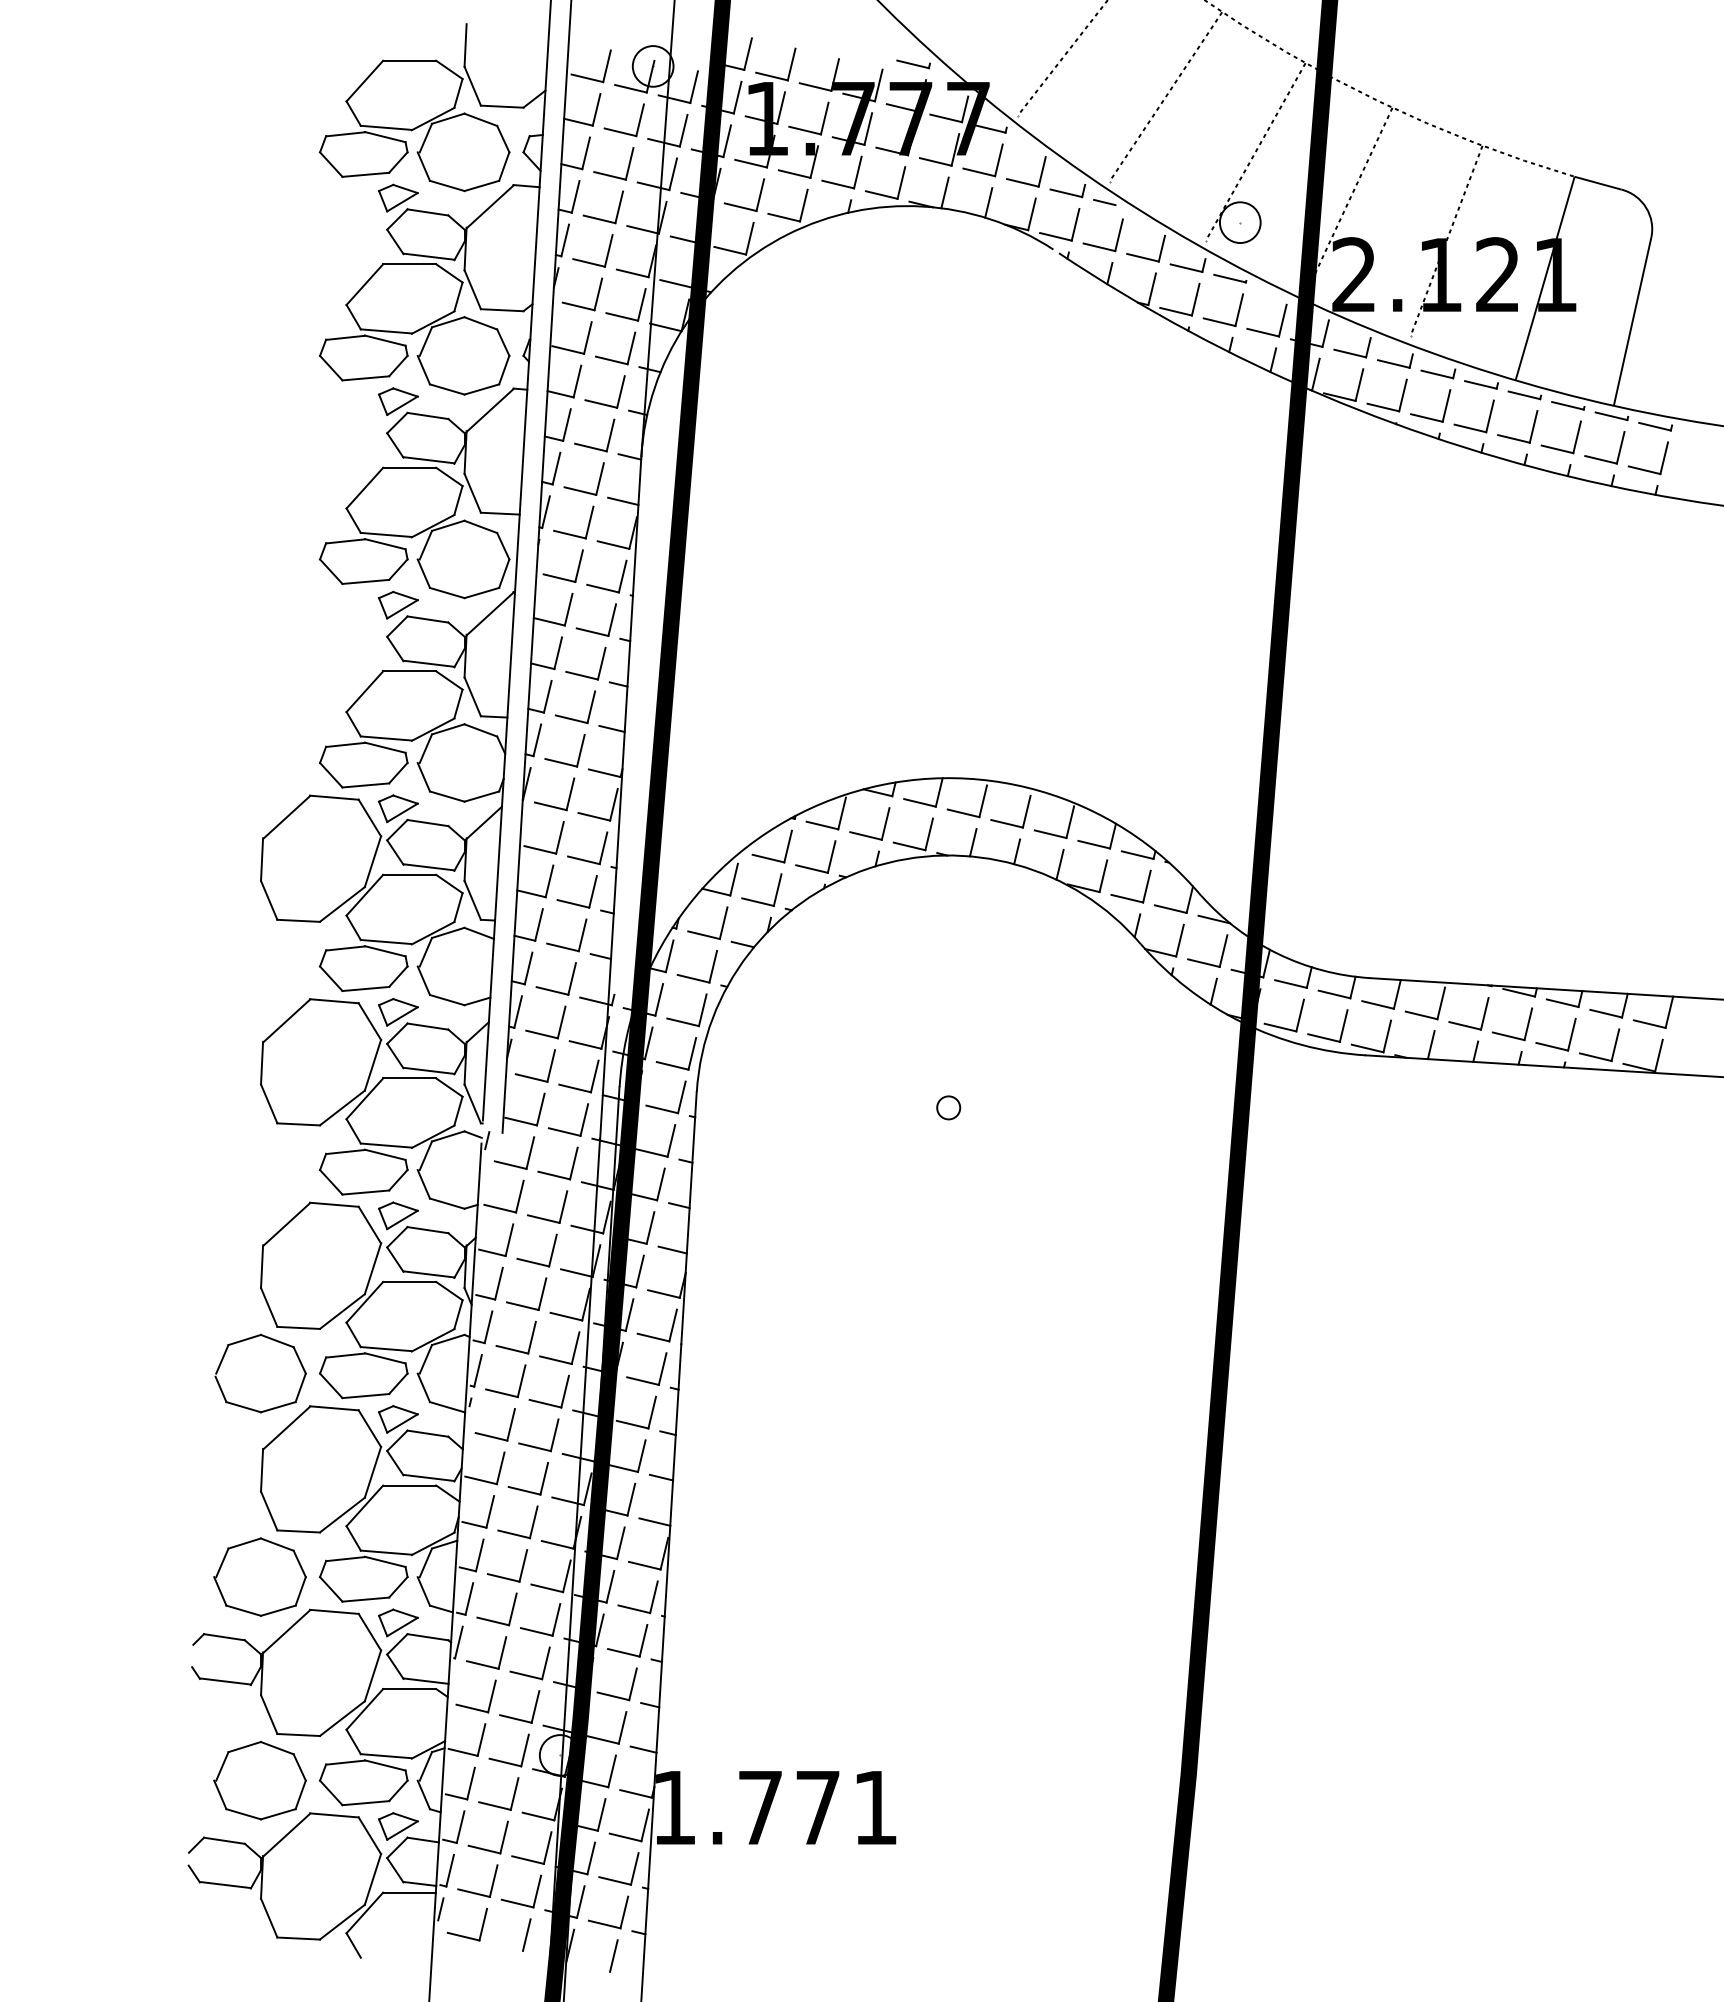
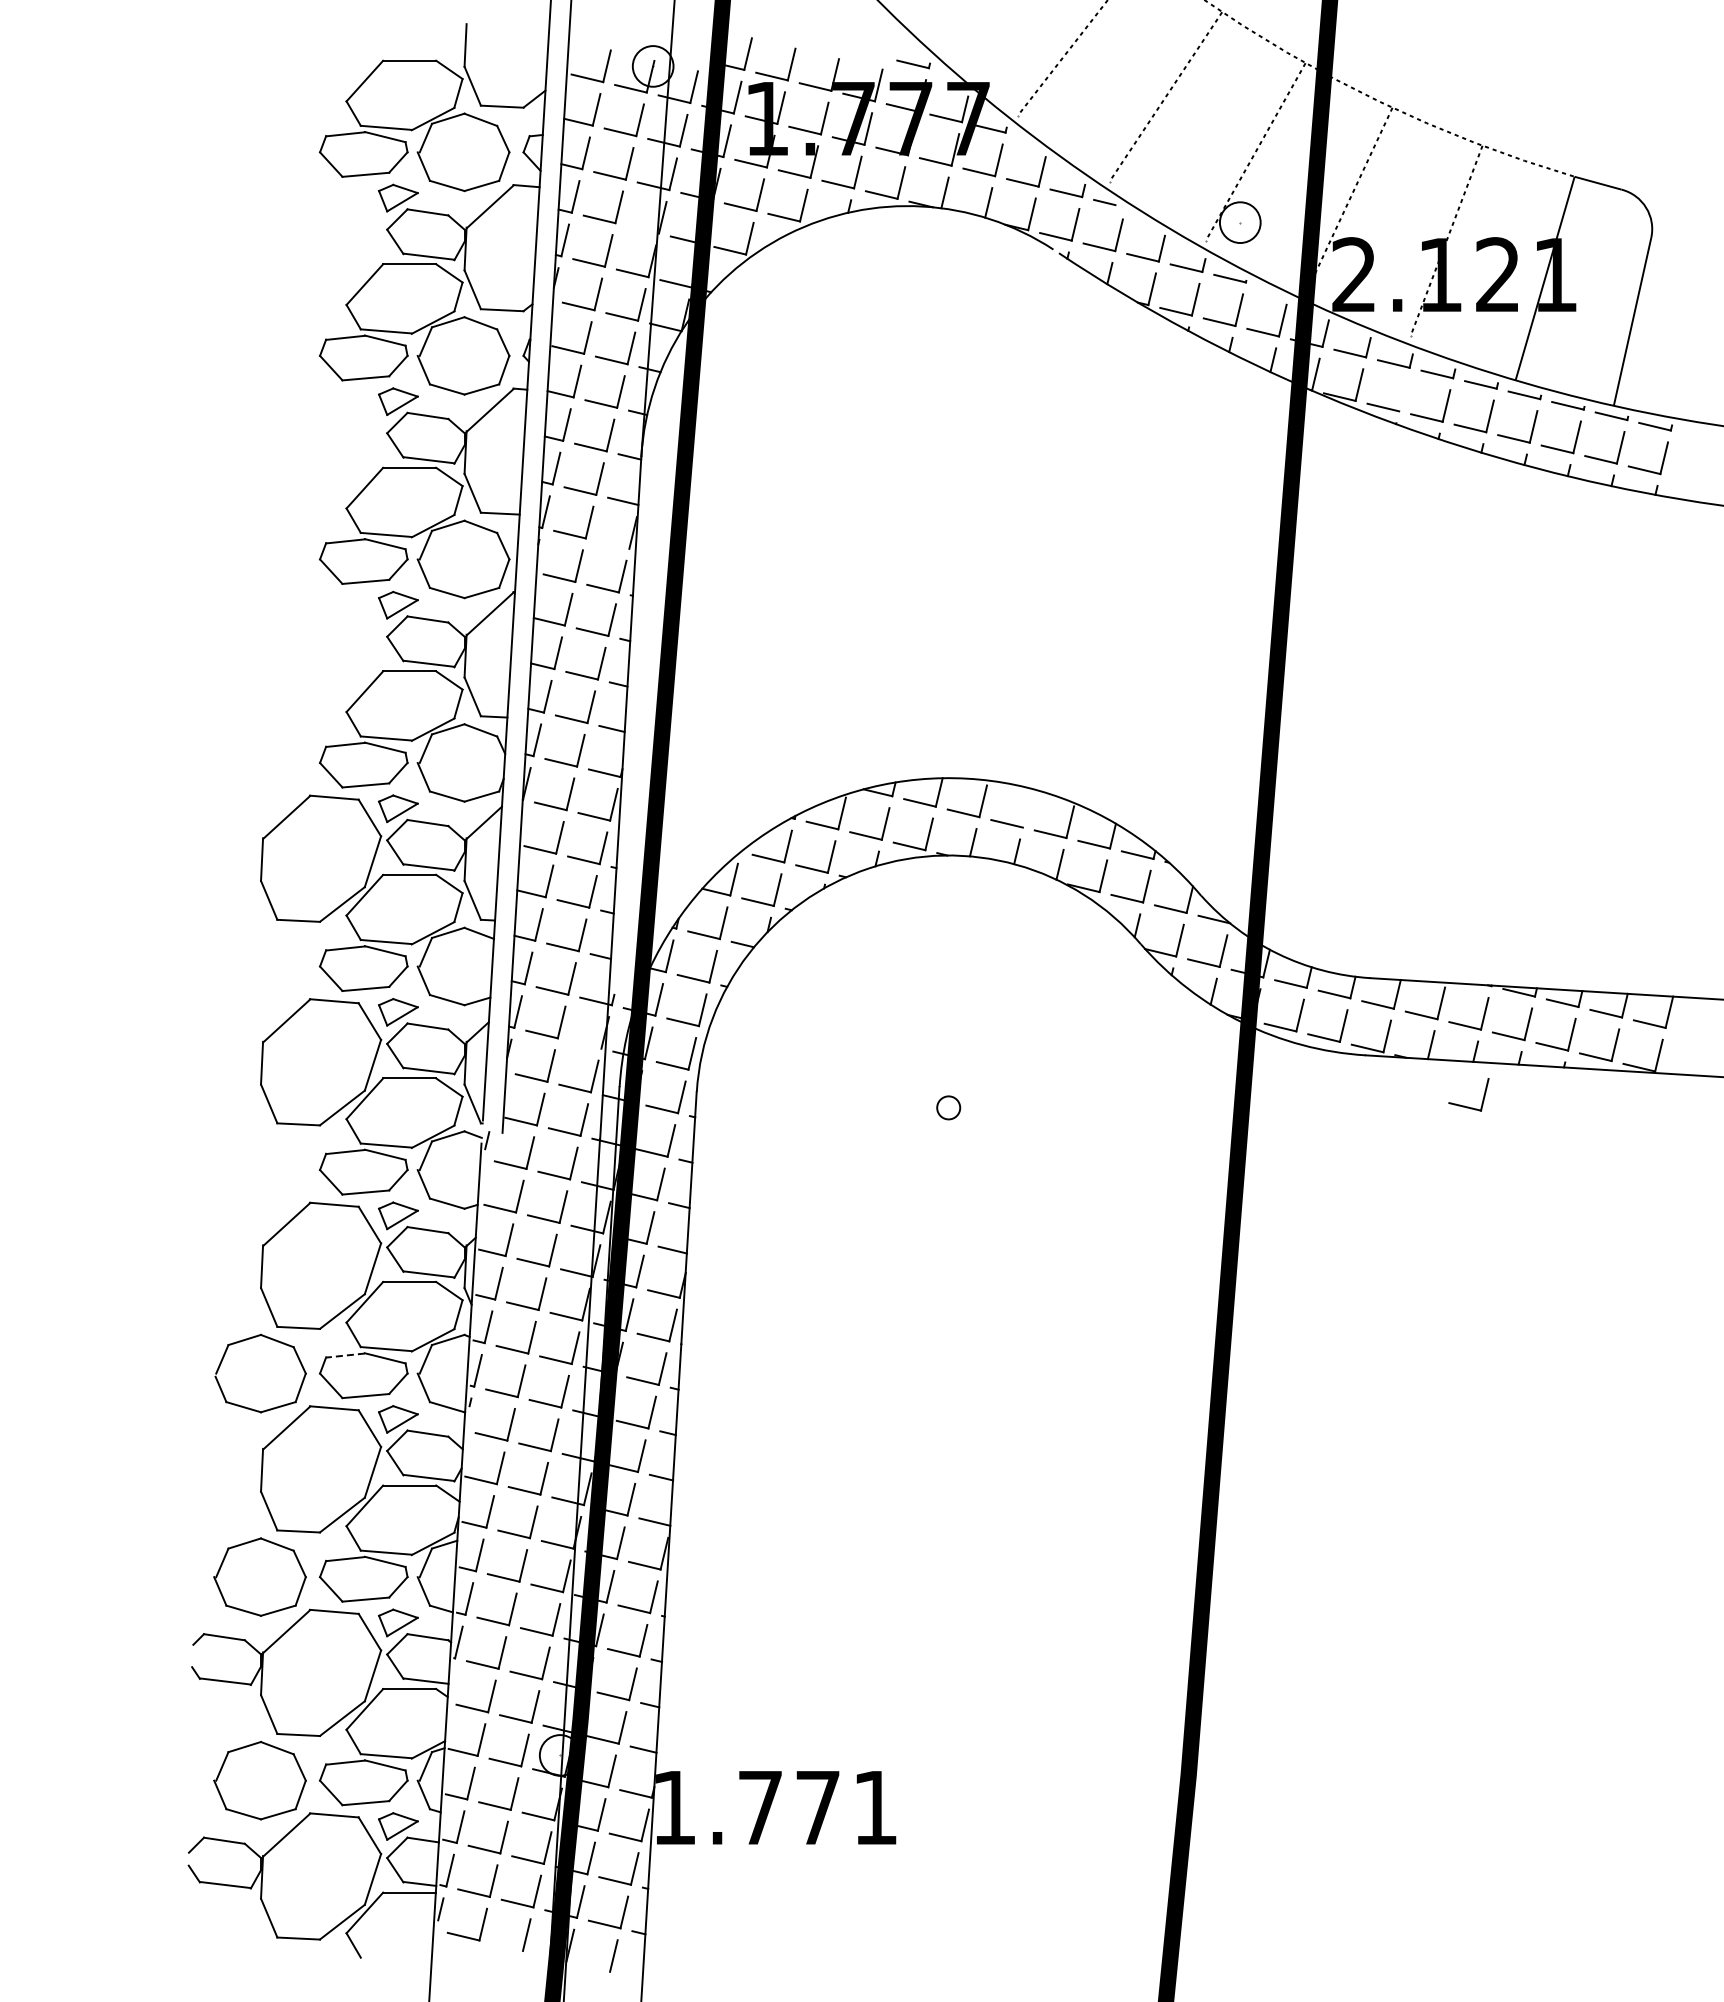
line: present -> none (642, 229)
line: present -> none (1402, 395)
line: present -> none (613, 544)
line: present -> none (1026, 811)
line: present -> none (585, 1044)
part: none -> present (1464, 1105)
line: solid -> dashed (345, 1355)
